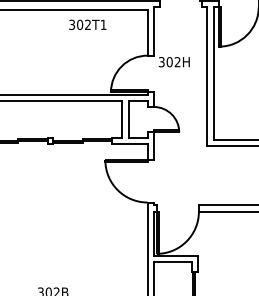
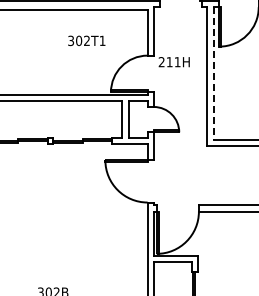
text position: (87, 24) -> (86, 40) (86, 40)
text: 302H -> 211H (169, 62)
line: solid -> dashed (213, 74)
